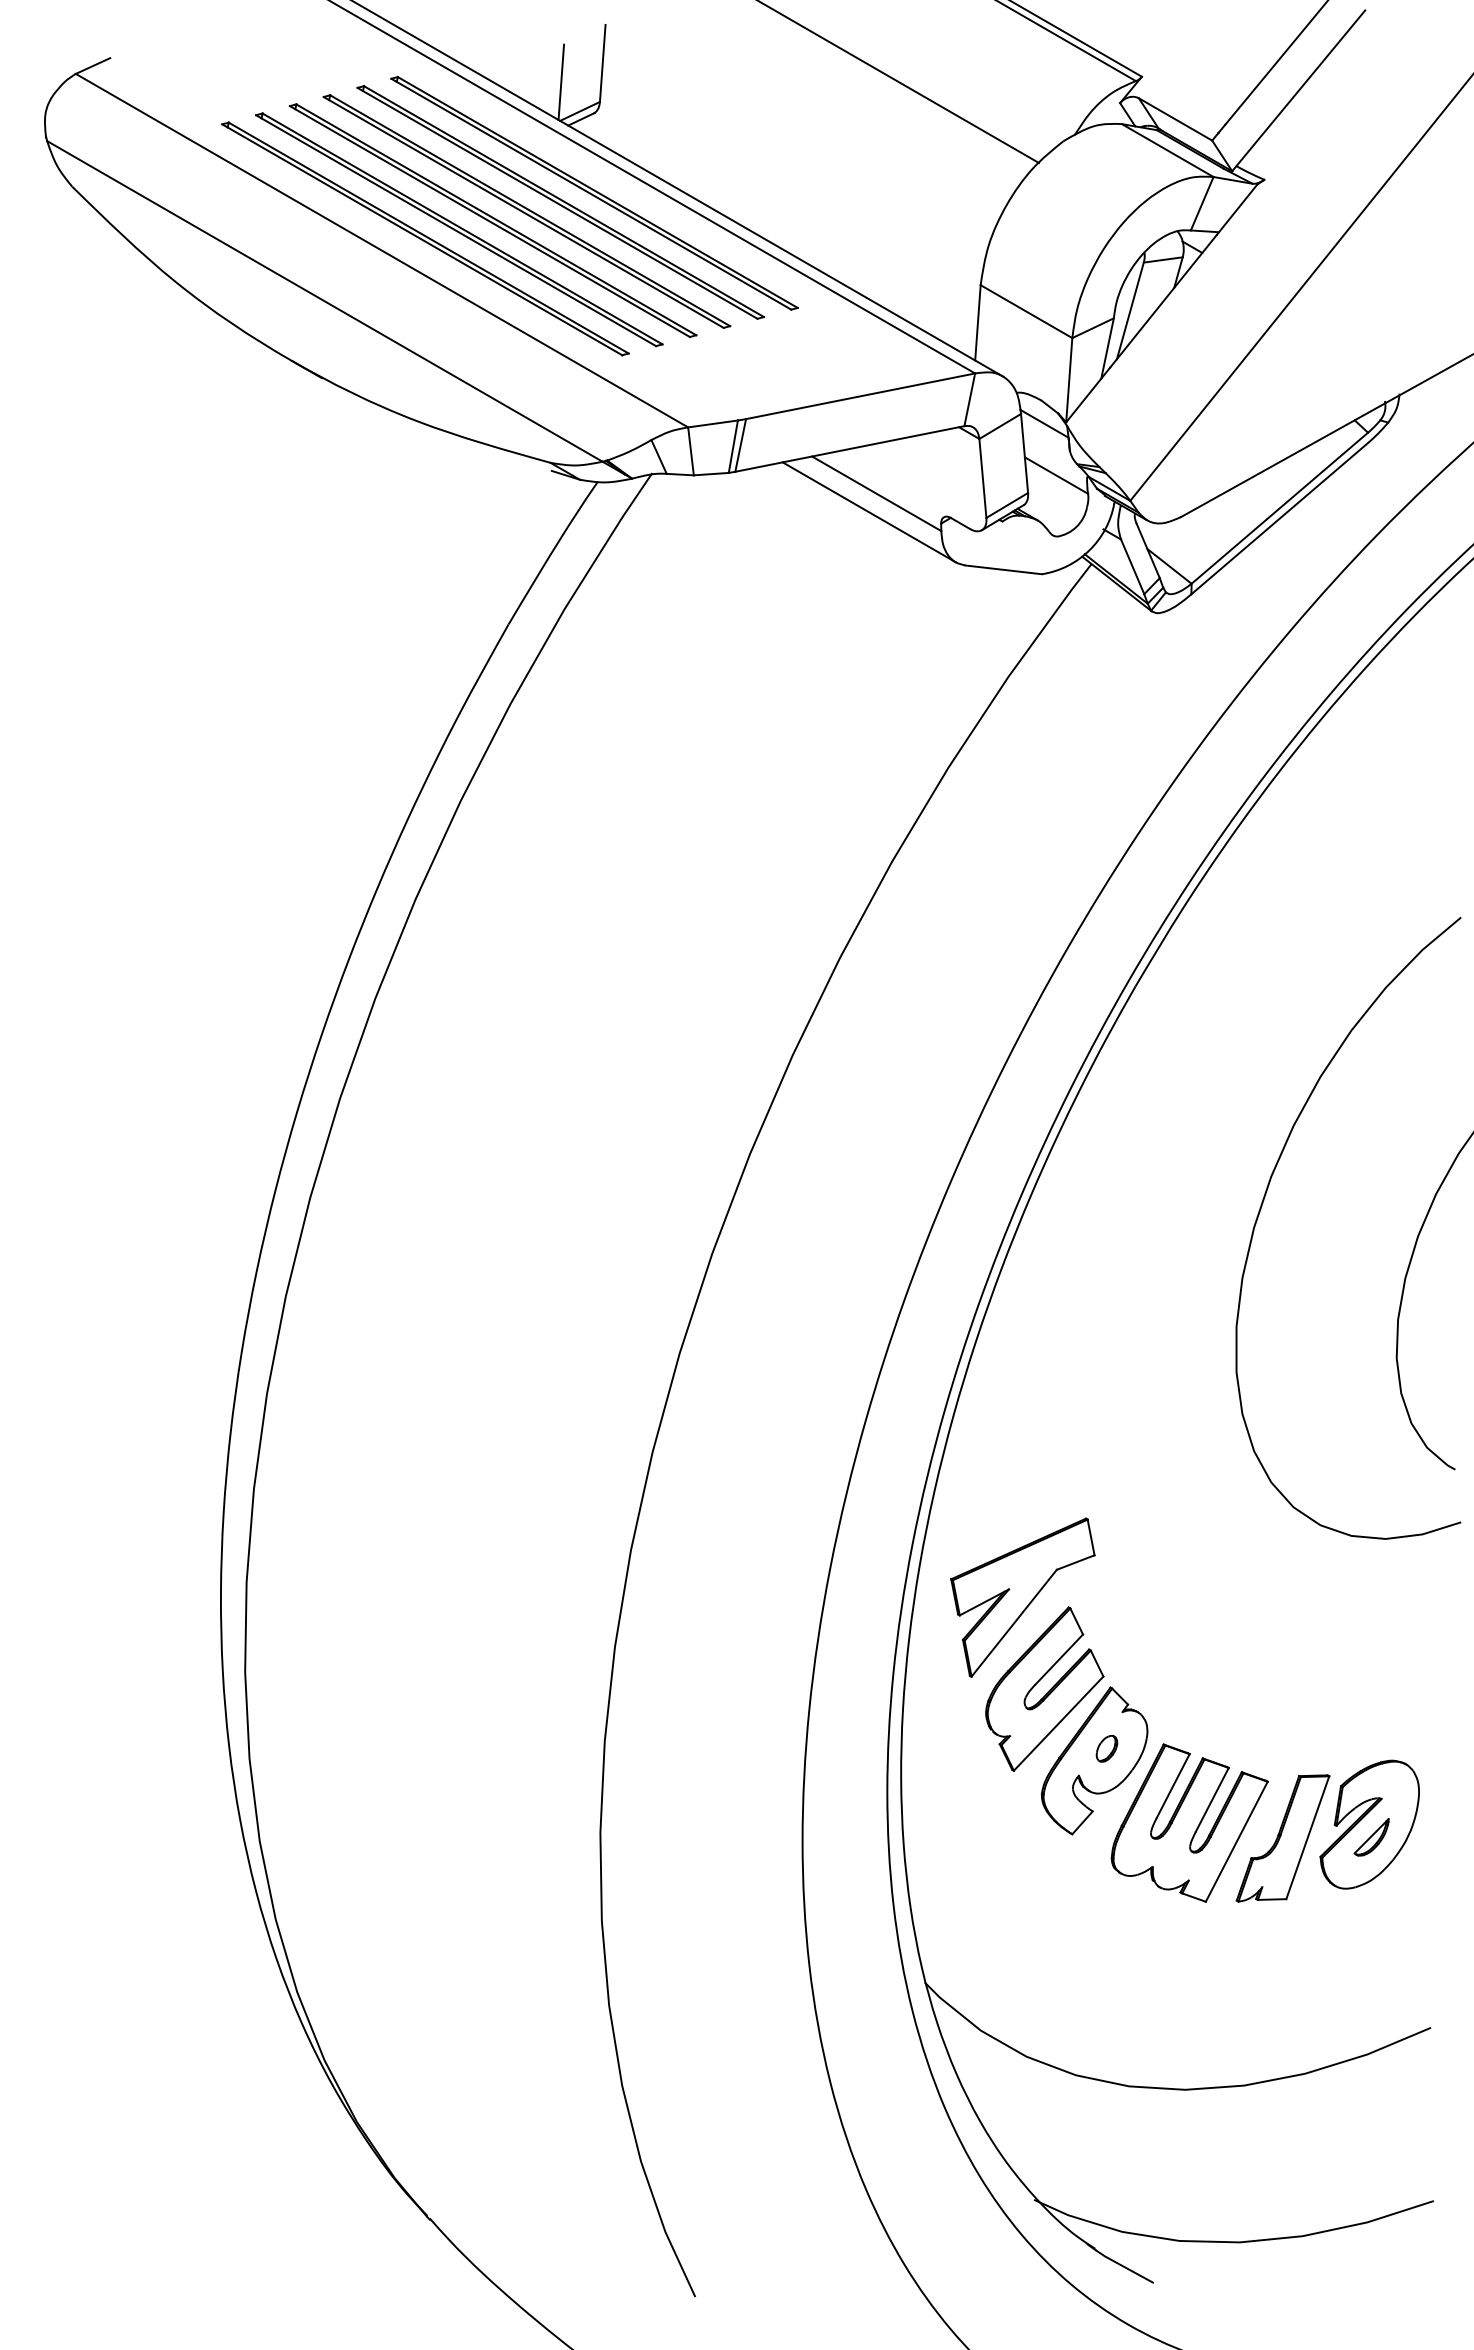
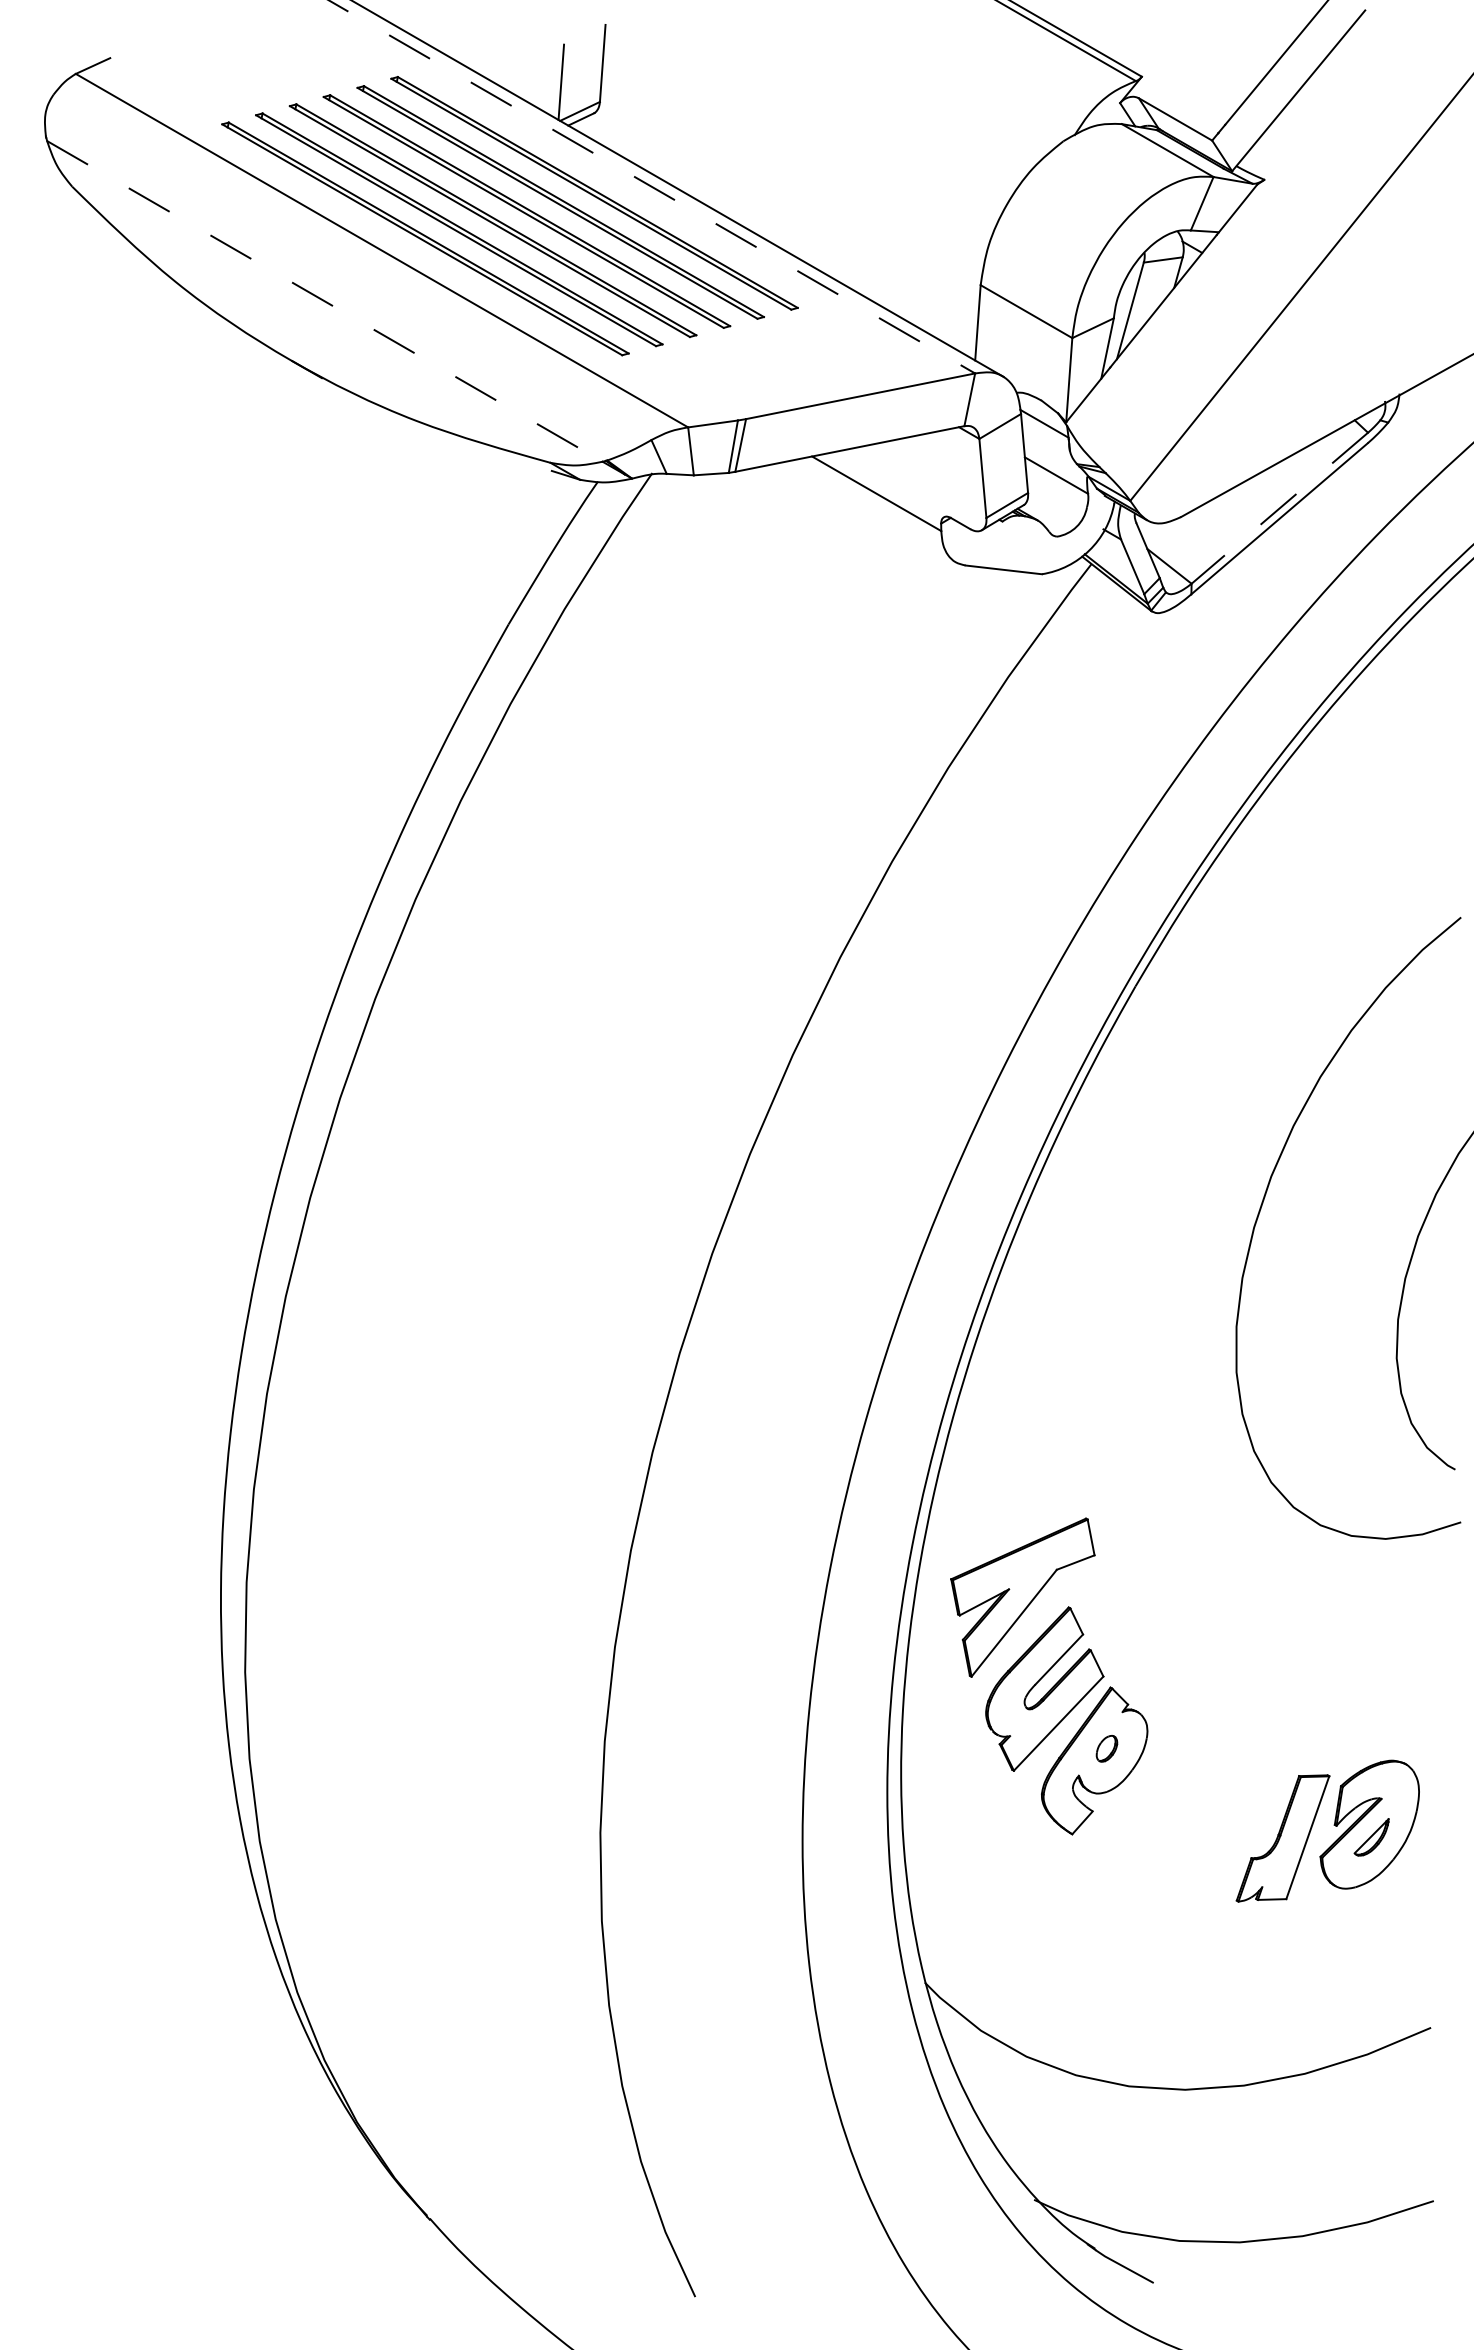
line: present -> none (899, 82)
line: solid -> dashed (652, 187)
line: solid -> dashed (324, 301)
line: solid -> dashed (1279, 508)
line: present -> none (868, 512)
part: present -> none (1189, 1822)
